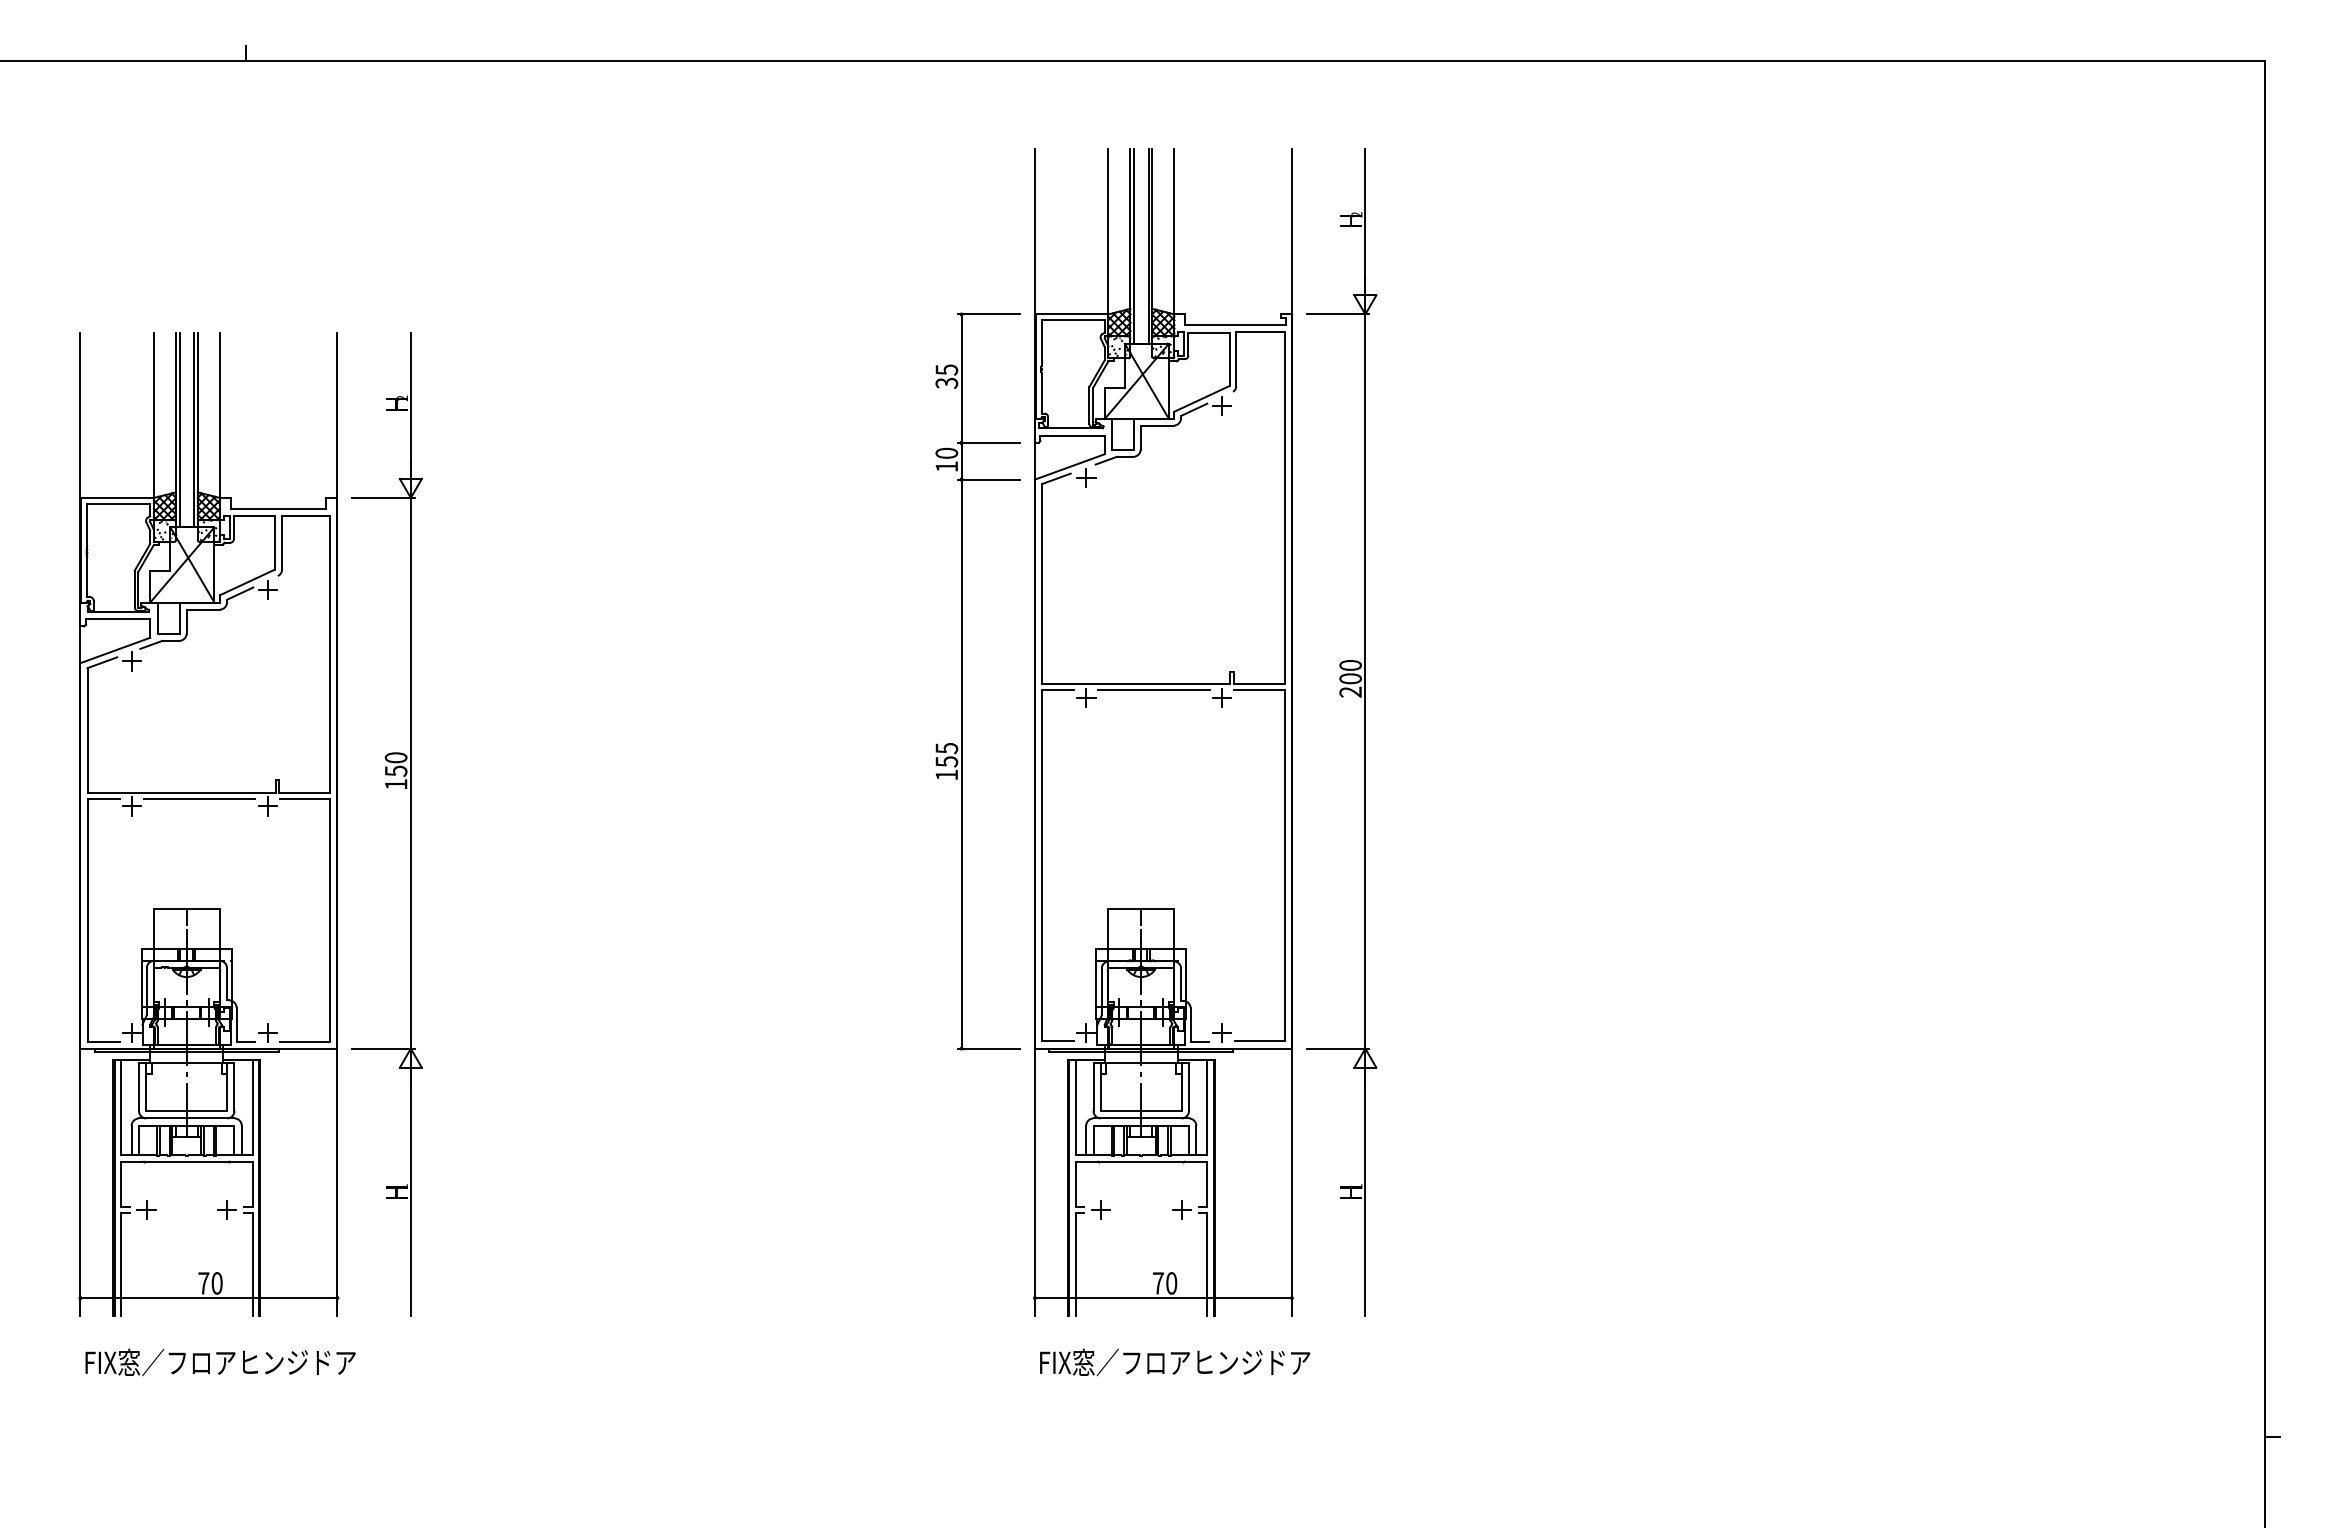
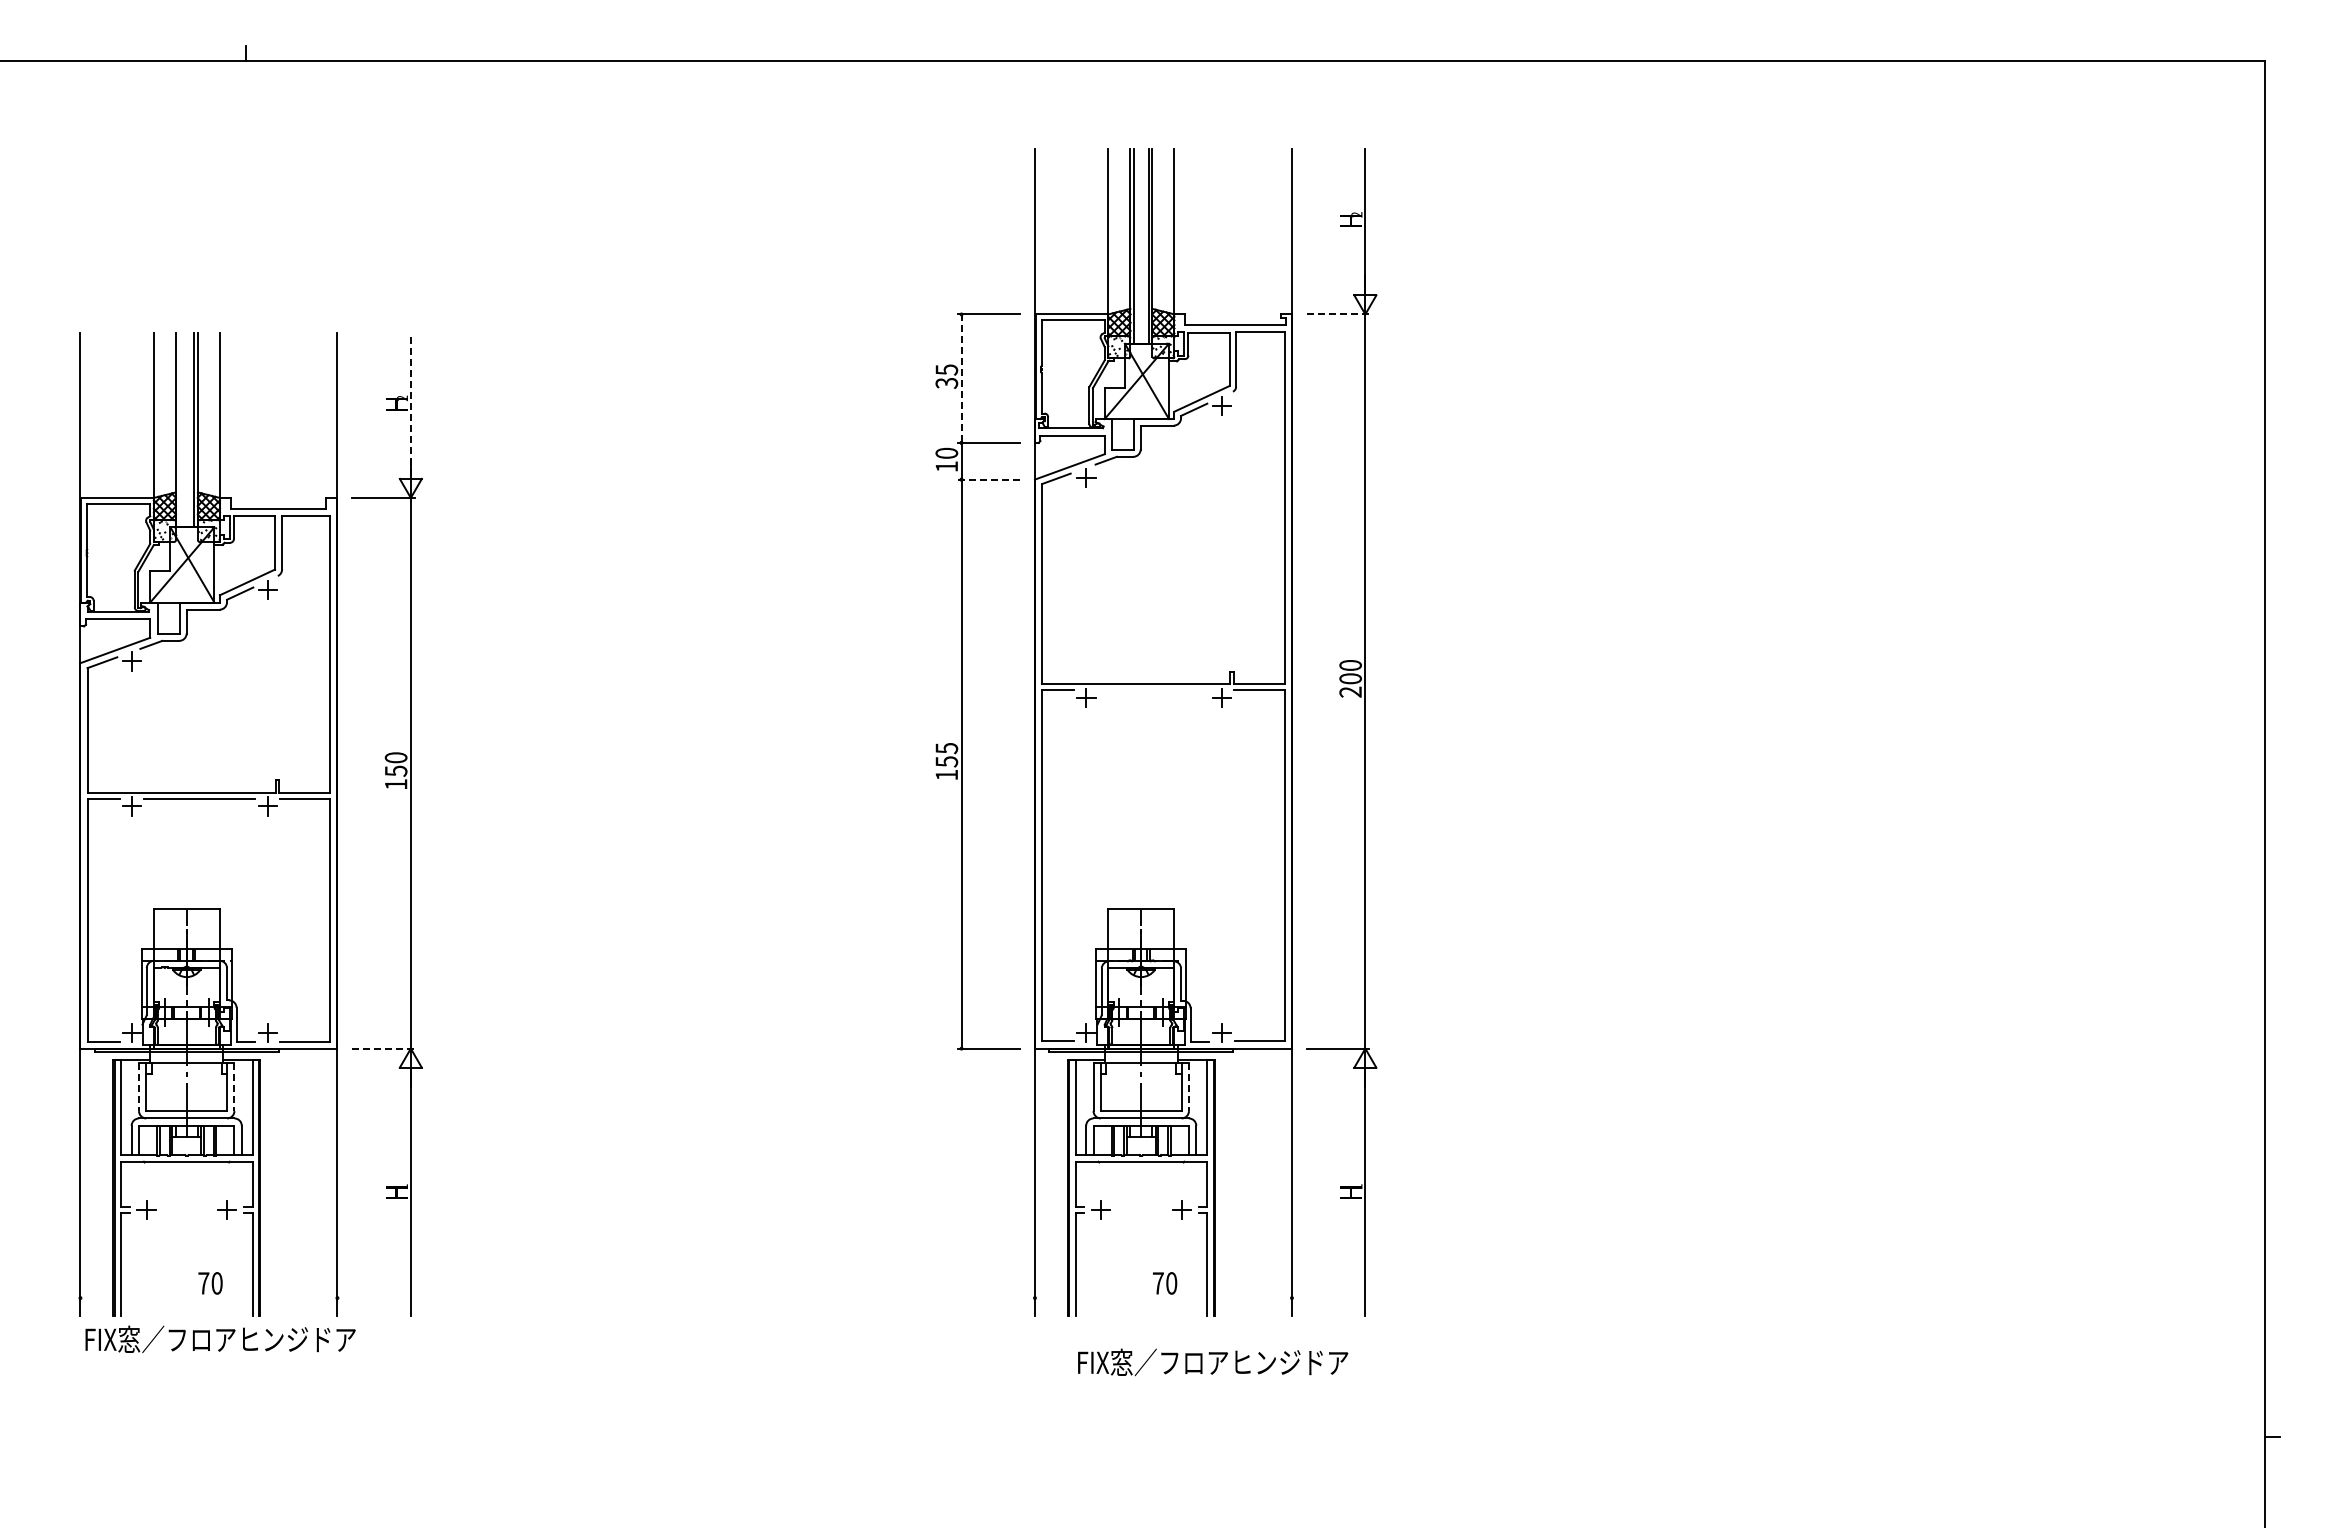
line: solid -> dashed (1338, 314)
line: solid -> dashed (961, 379)
line: solid -> dashed (410, 404)
line: present -> none (179, 429)
line: solid -> dashed (988, 479)
line: present -> none (1154, 689)
line: solid -> dashed (383, 1048)
line: solid -> dashed (139, 1087)
line: solid -> dashed (234, 1087)
line: solid -> dashed (1188, 1087)
line: present -> none (208, 1298)
line: present -> none (1162, 1298)
text position: (220, 1362) -> (220, 1339) (220, 1339)
text position: (1175, 1362) -> (1213, 1362) (1213, 1362)
